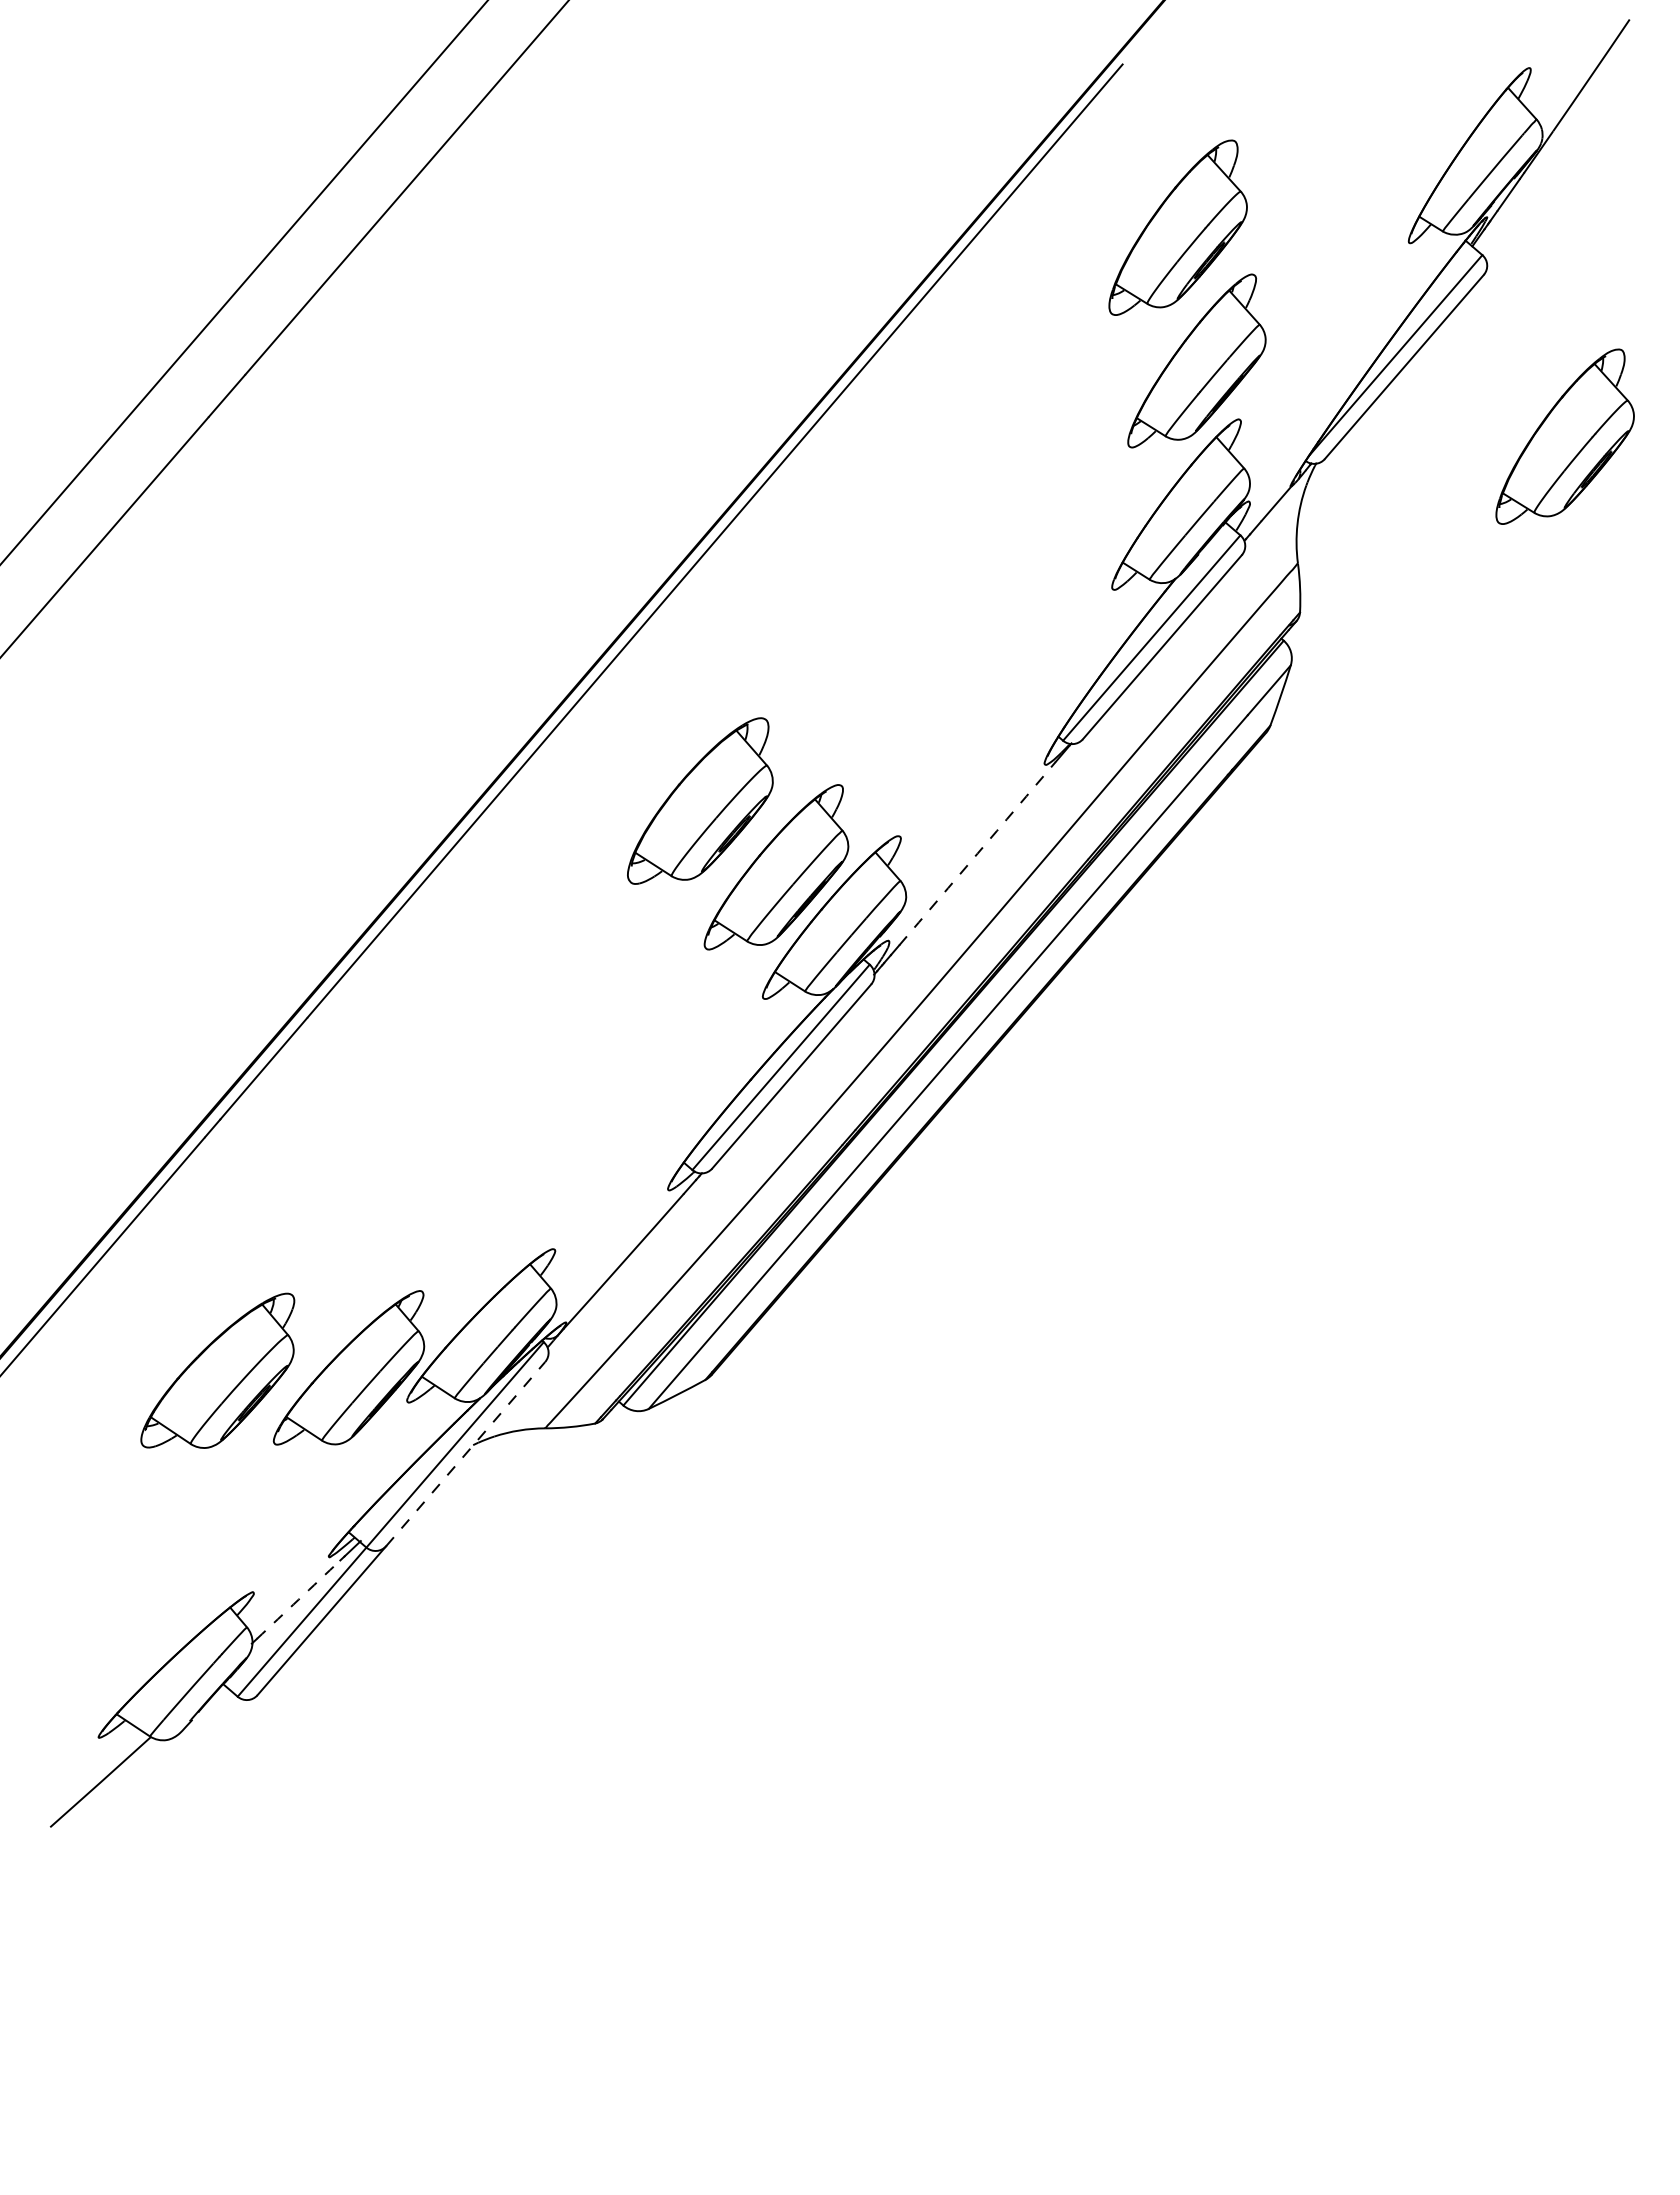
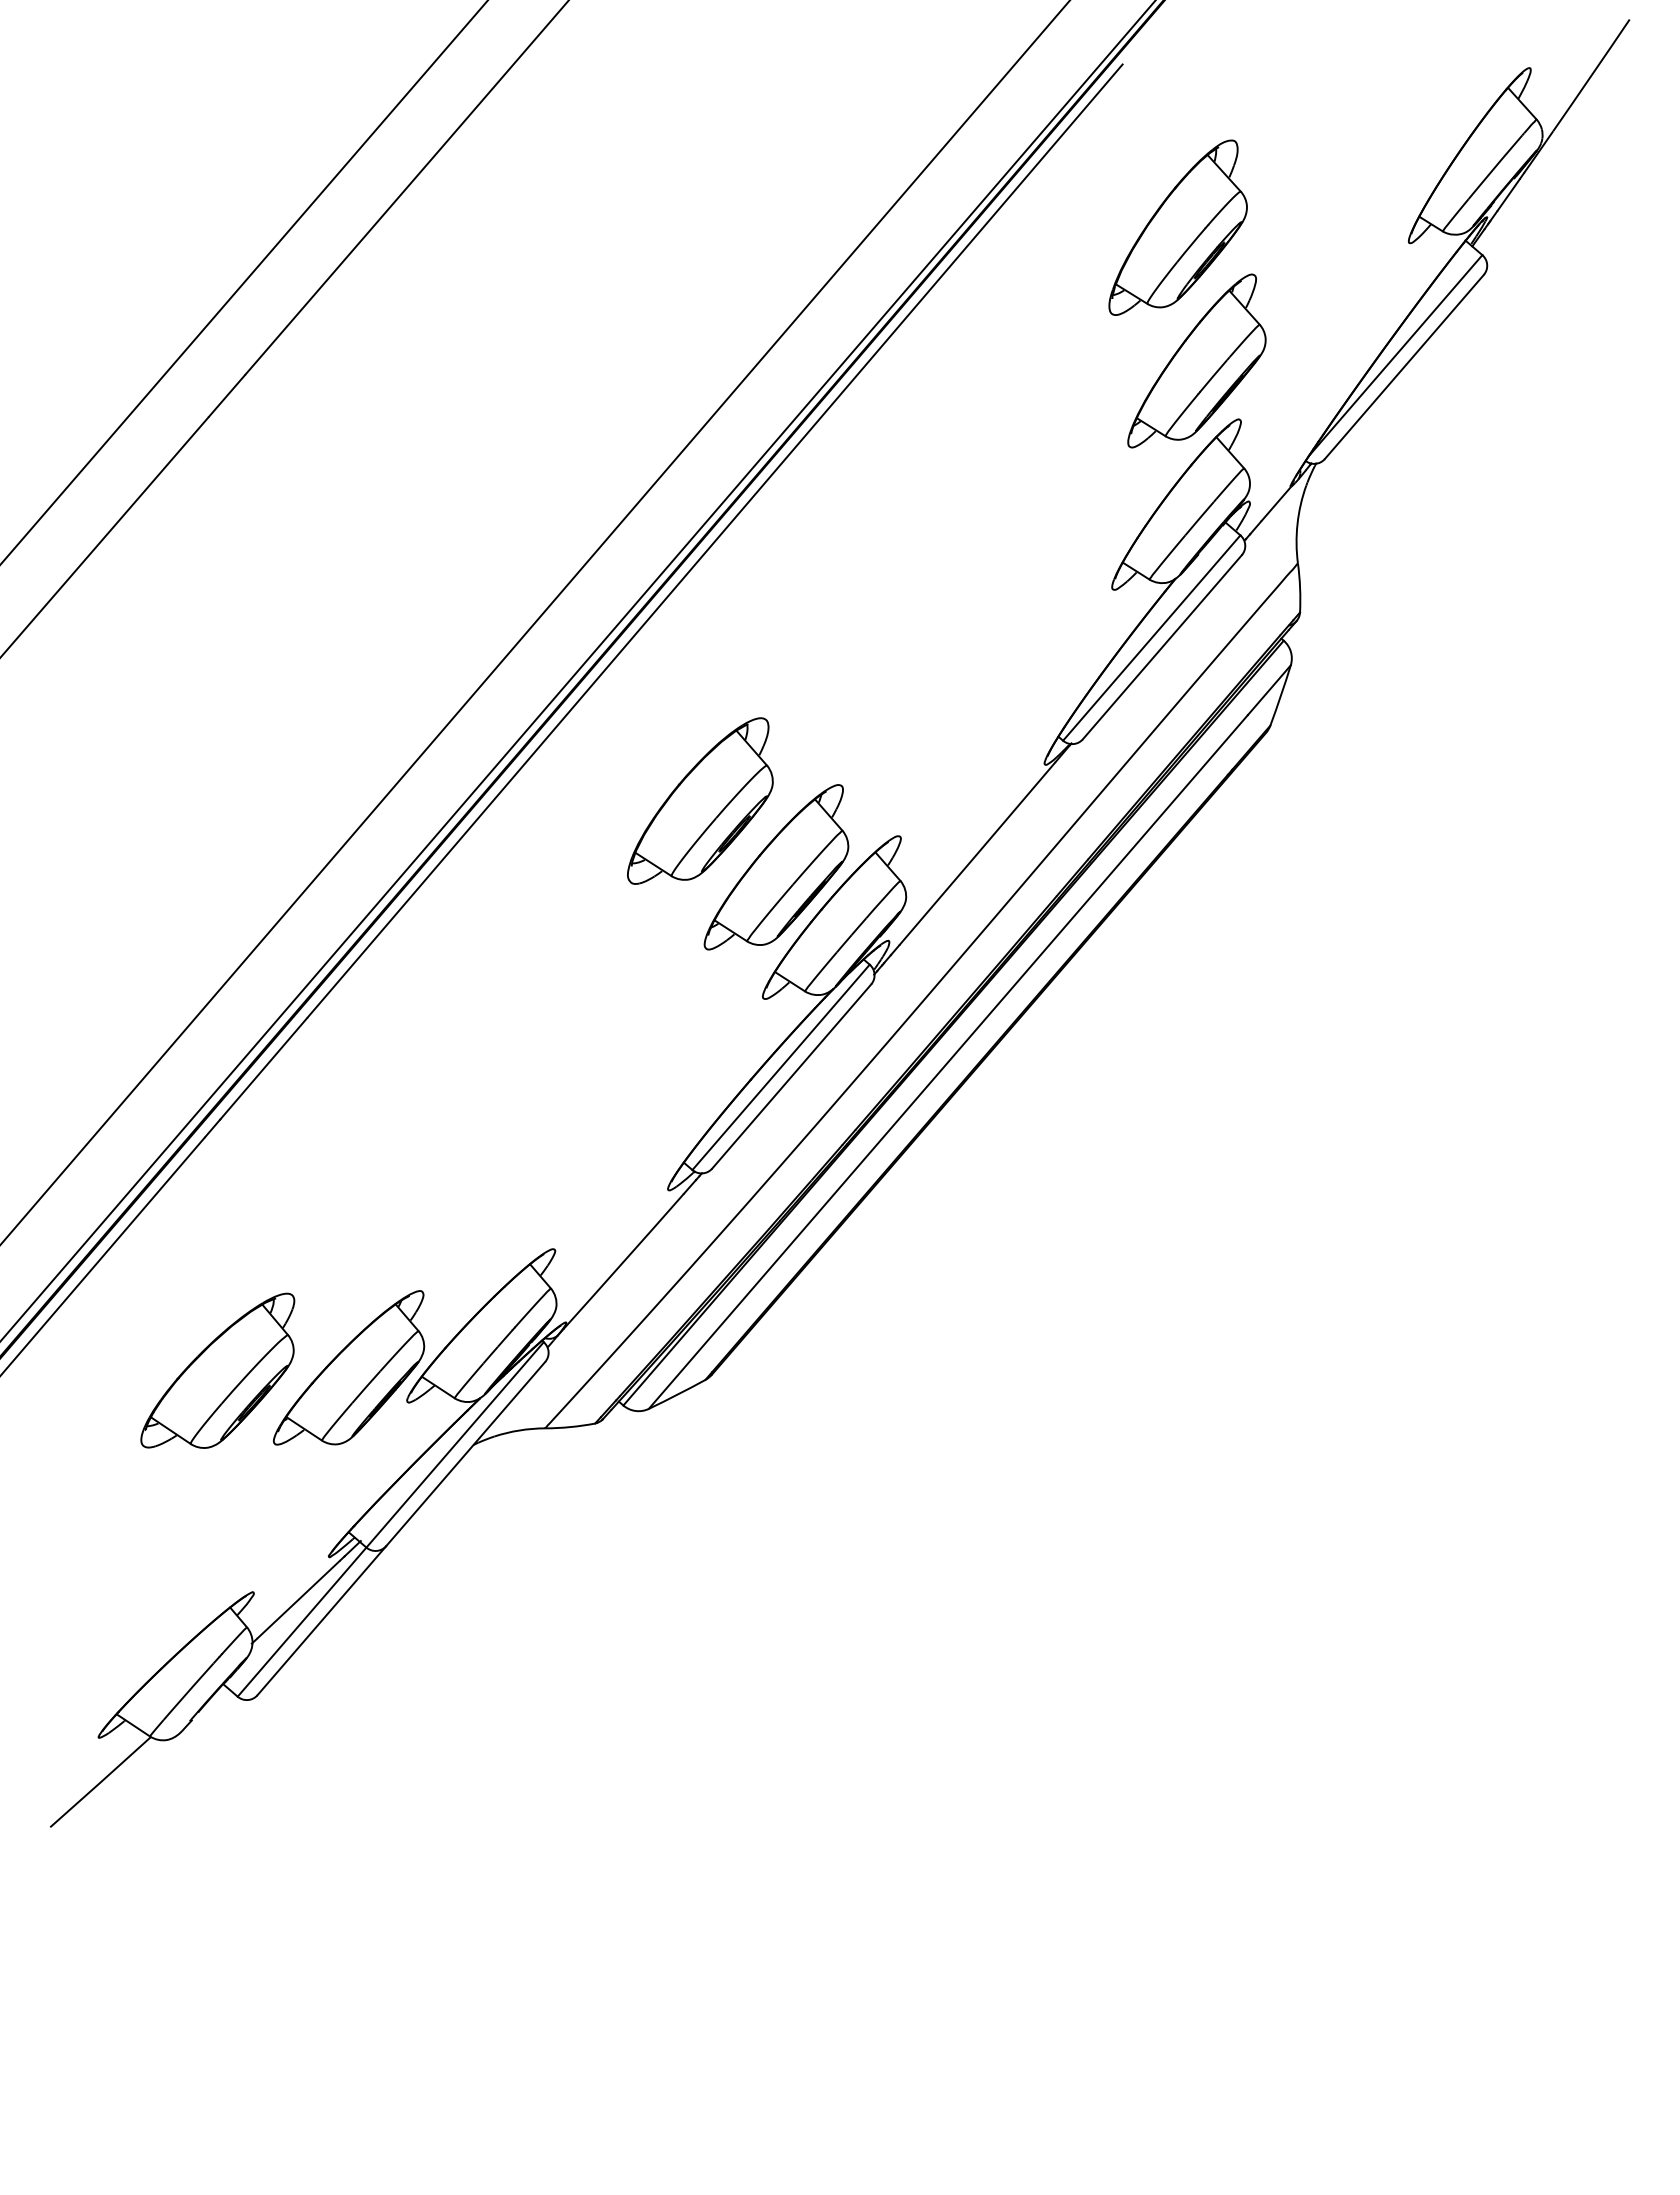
part: present -> none (1564, 436)
line: none -> present (535, 622)
line: none -> present (578, 670)
arc: dashed -> solid (977, 853)
line: dashed -> solid (465, 1454)
arc: dashed -> solid (298, 1599)
